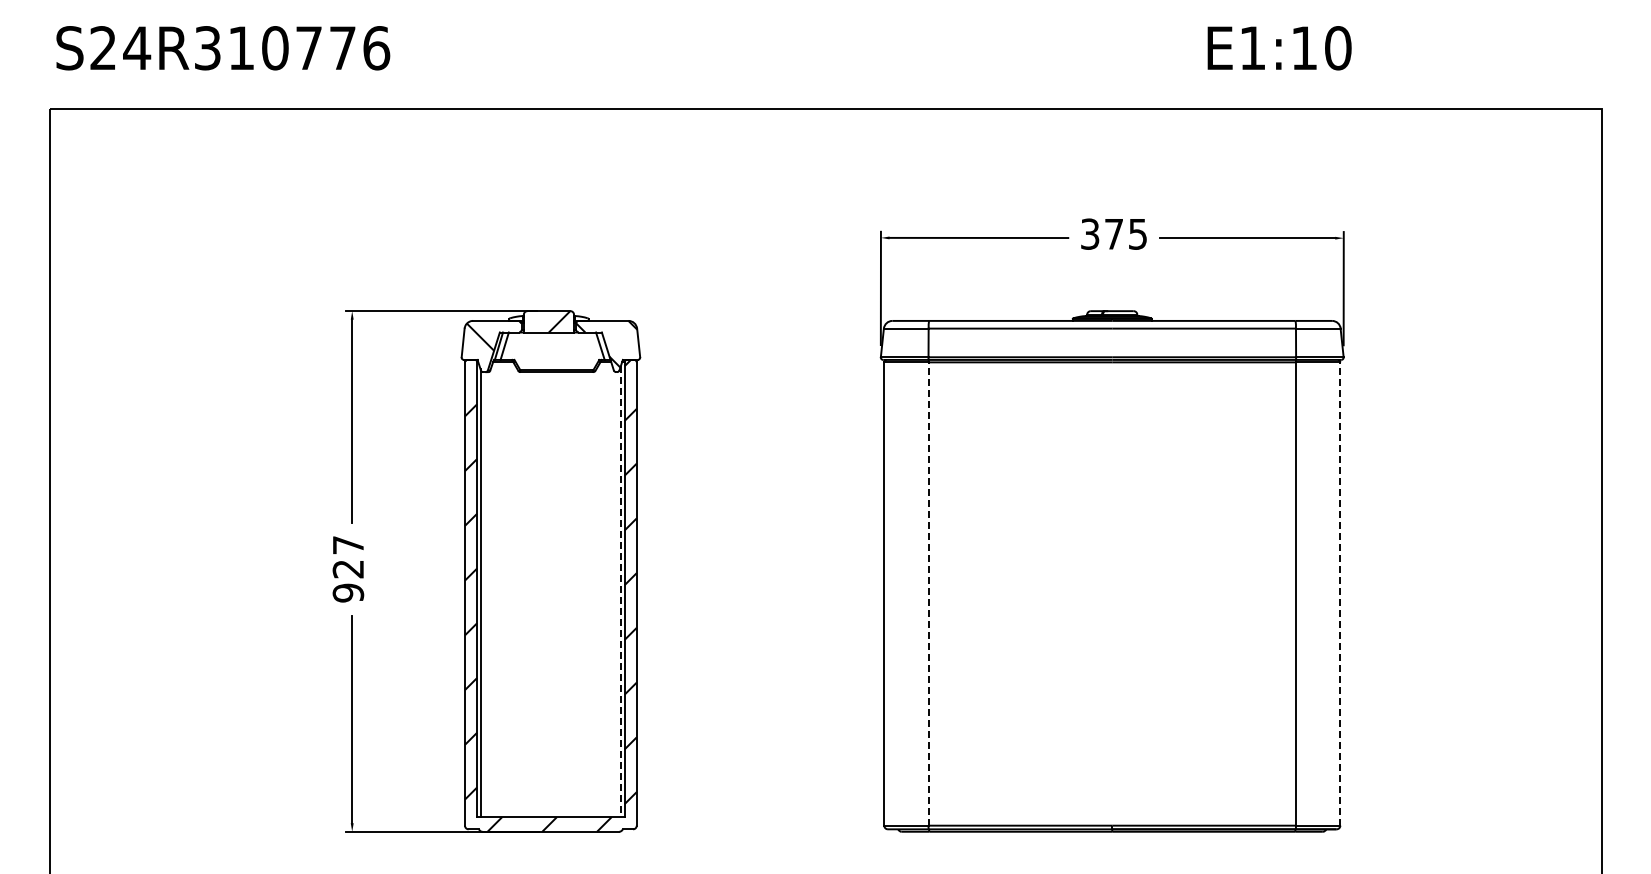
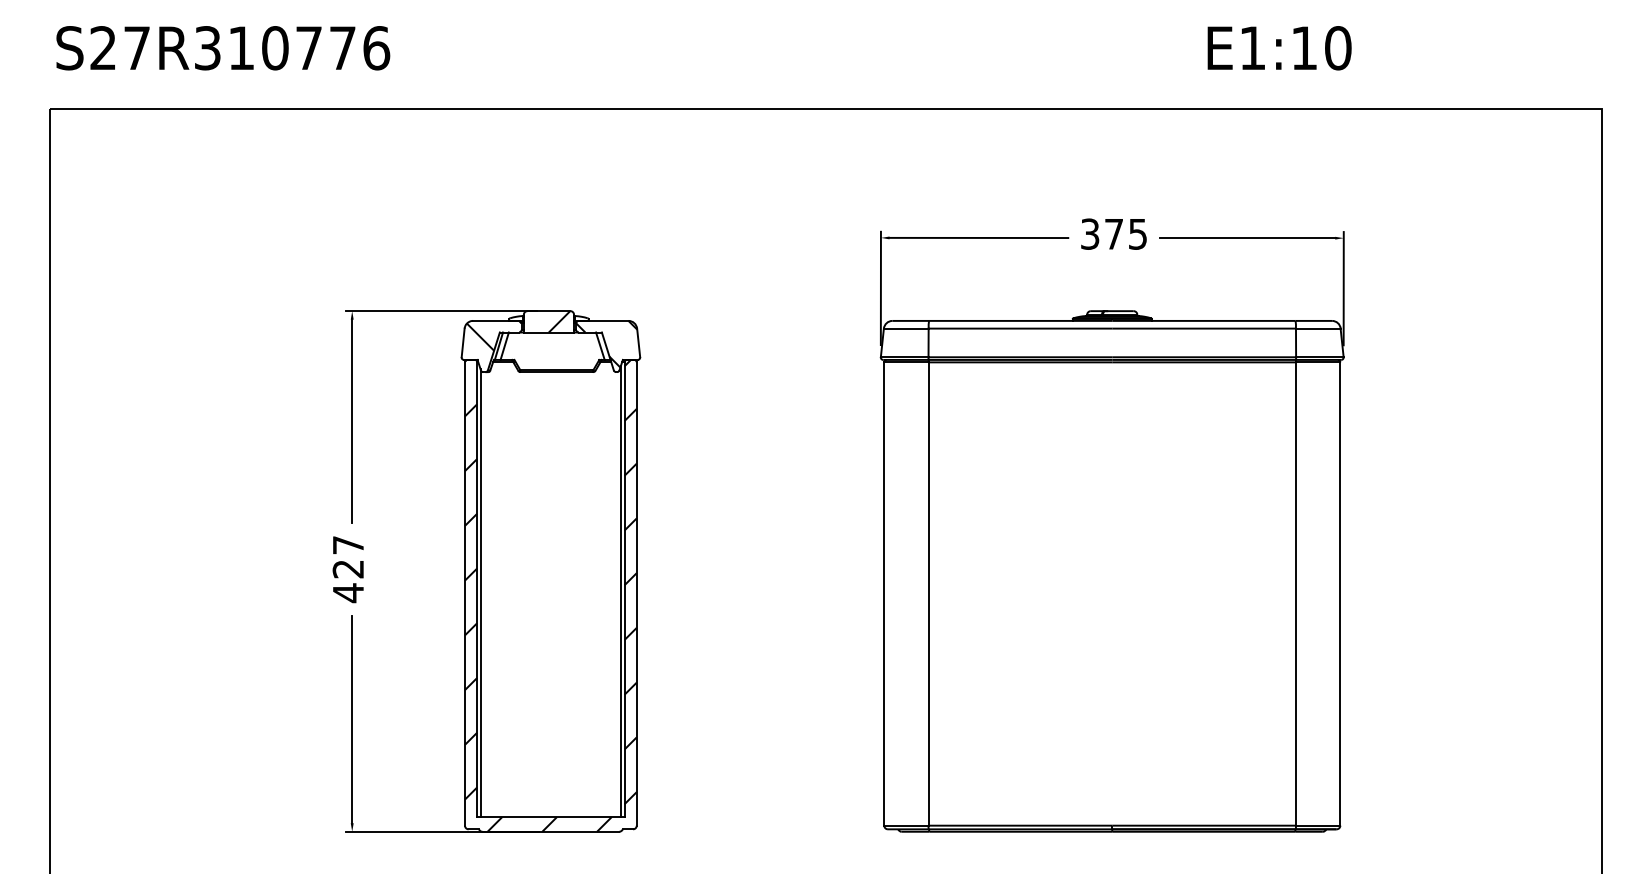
text: S24R310776^I^I^I^I^I^IE1:10 -> S27R310776^I^I^I^I^I^IE1:10 (137, 47)
line: dashed -> solid (620, 591)
text: 927 -> 427 (348, 593)
line: dashed -> solid (928, 594)
line: dashed -> solid (1340, 594)
